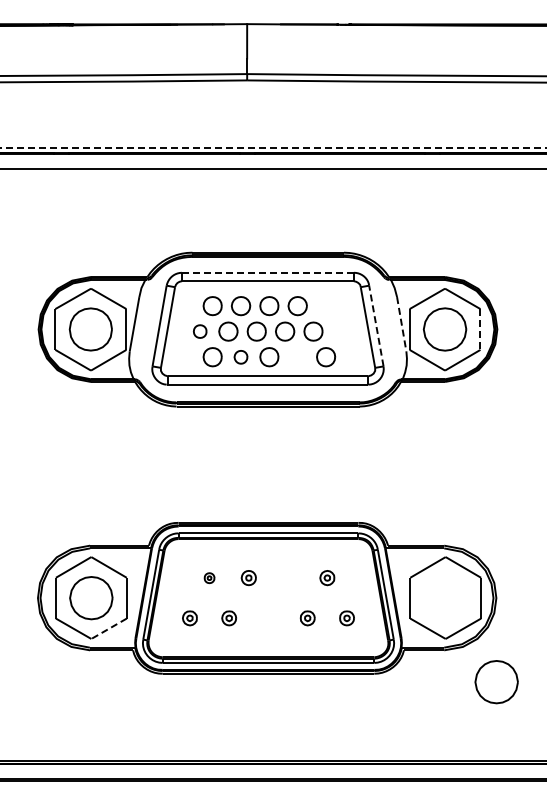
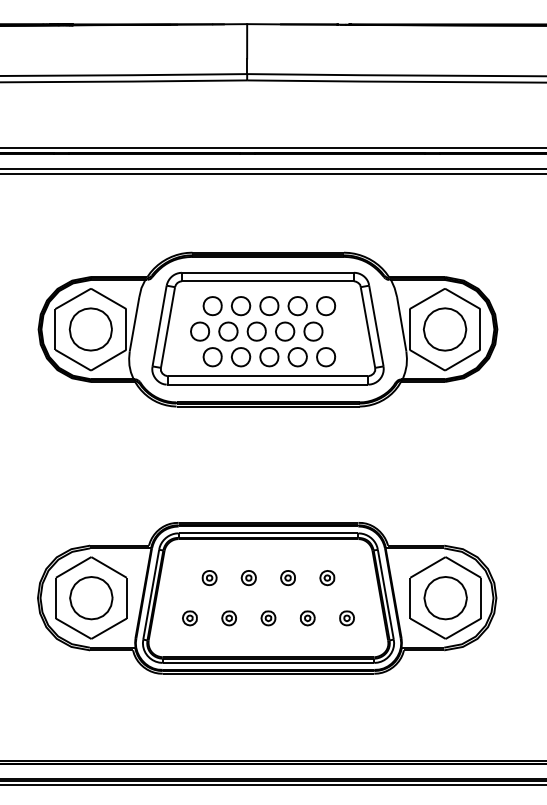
line: dashed -> solid (273, 147)
line: none -> present (272, 173)
line: dashed -> solid (267, 272)
part: none -> present (326, 306)
line: dashed -> solid (401, 324)
line: dashed -> solid (376, 325)
line: dashed -> solid (480, 329)
part size: 15x15 px -> 21x21 px (200, 331)
part size: 16x15 px -> 22x21 px (240, 357)
part: none -> present (297, 357)
part size: 13x13 px -> 17x17 px (209, 578)
part: none -> present (287, 578)
part: none -> present (268, 618)
line: dashed -> solid (108, 629)
part position: (496, 682) -> (445, 598) (445, 598)
line: none -> present (272, 785)
